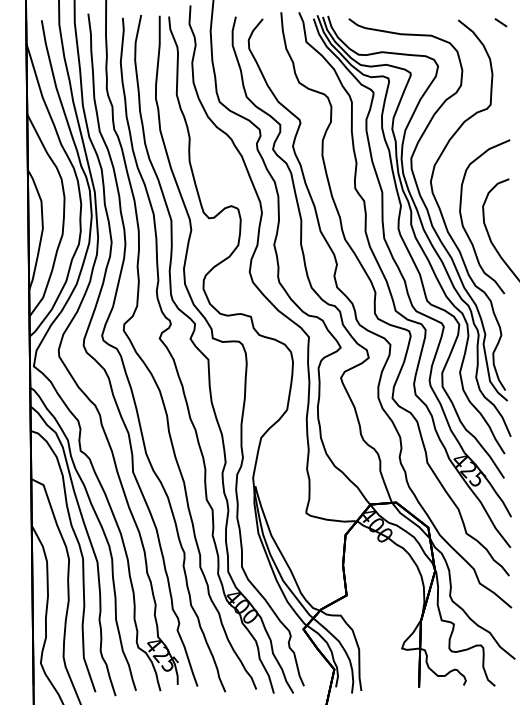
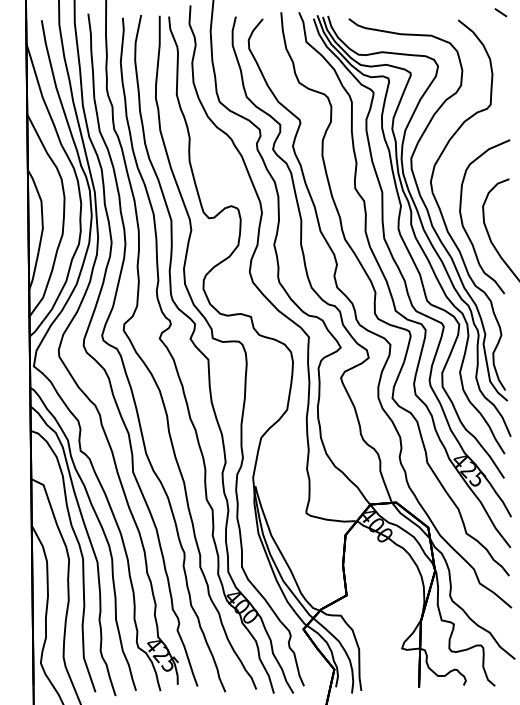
line position: (500, 22) -> (500, 12) (500, 12)
